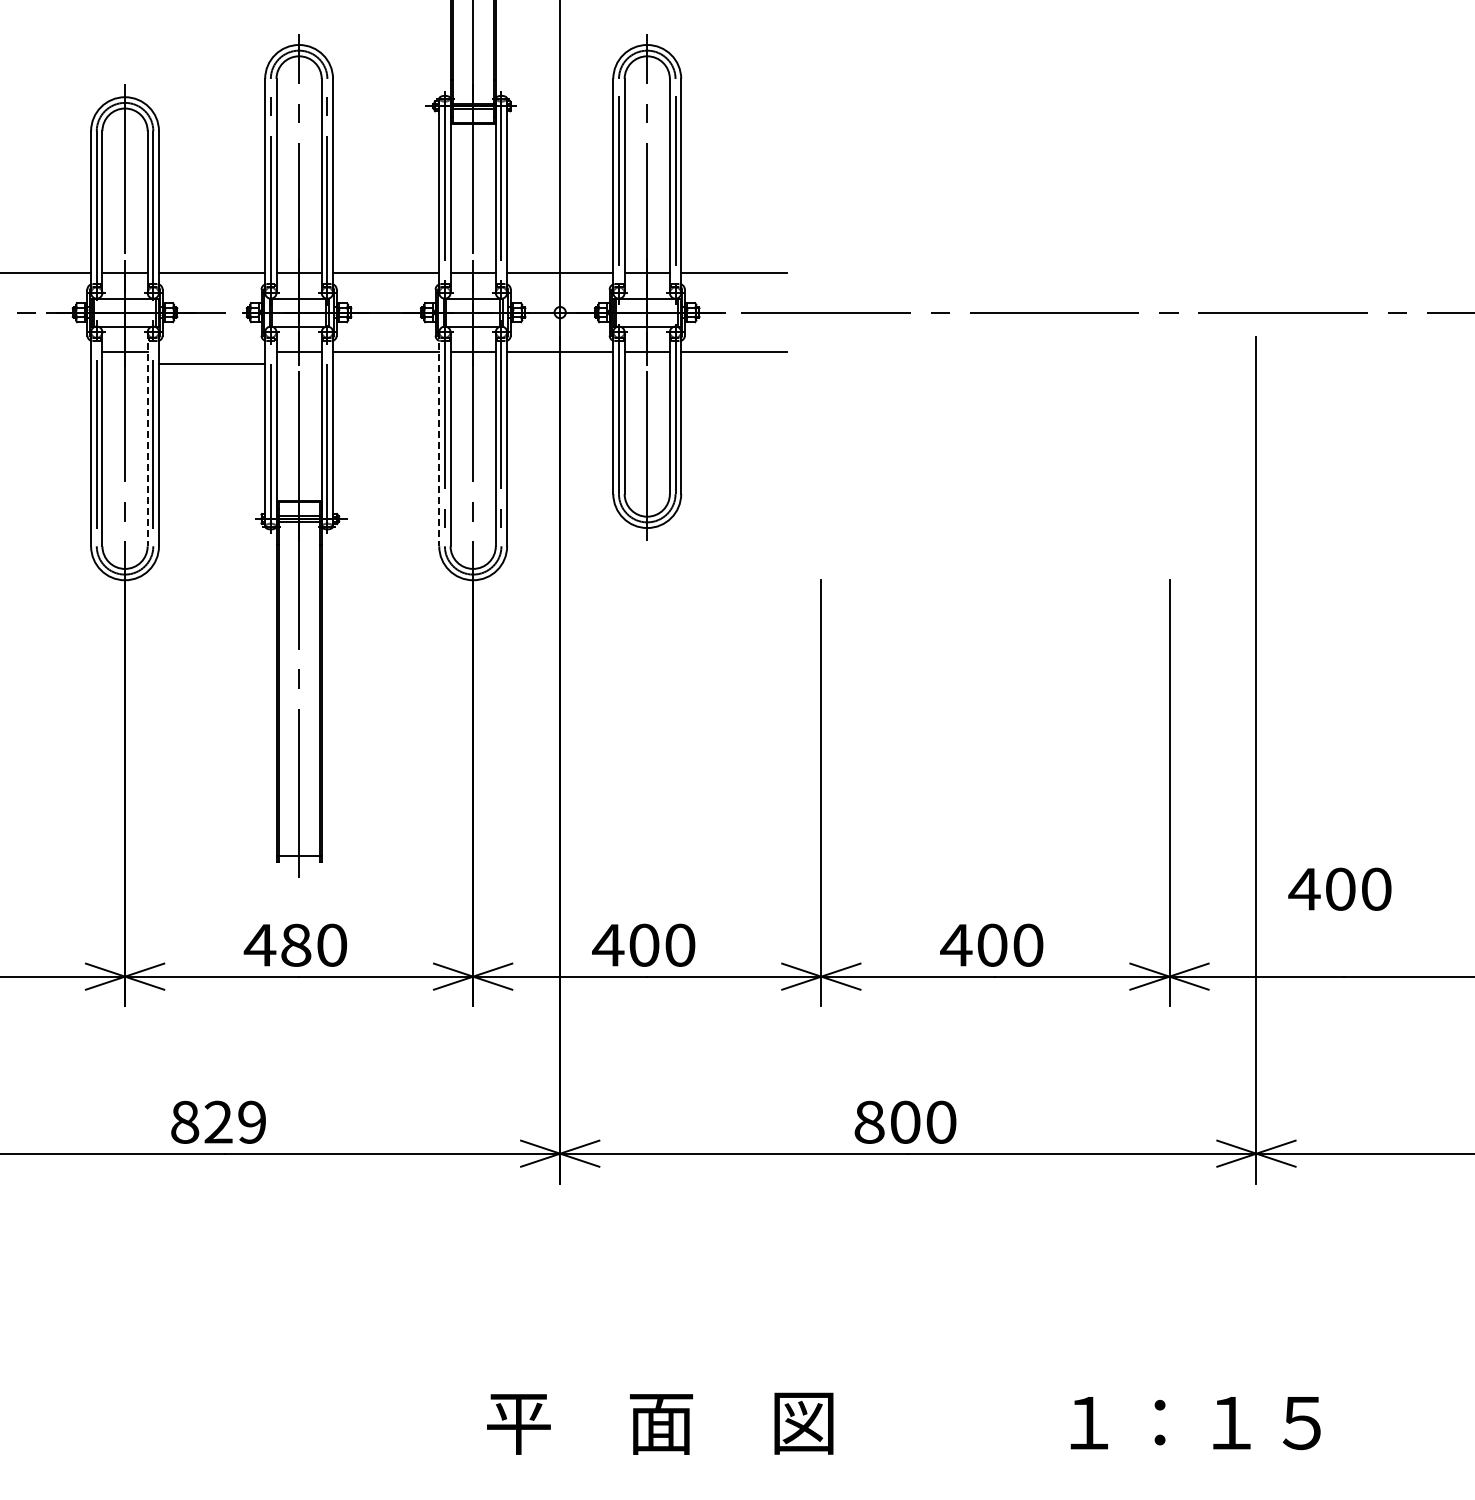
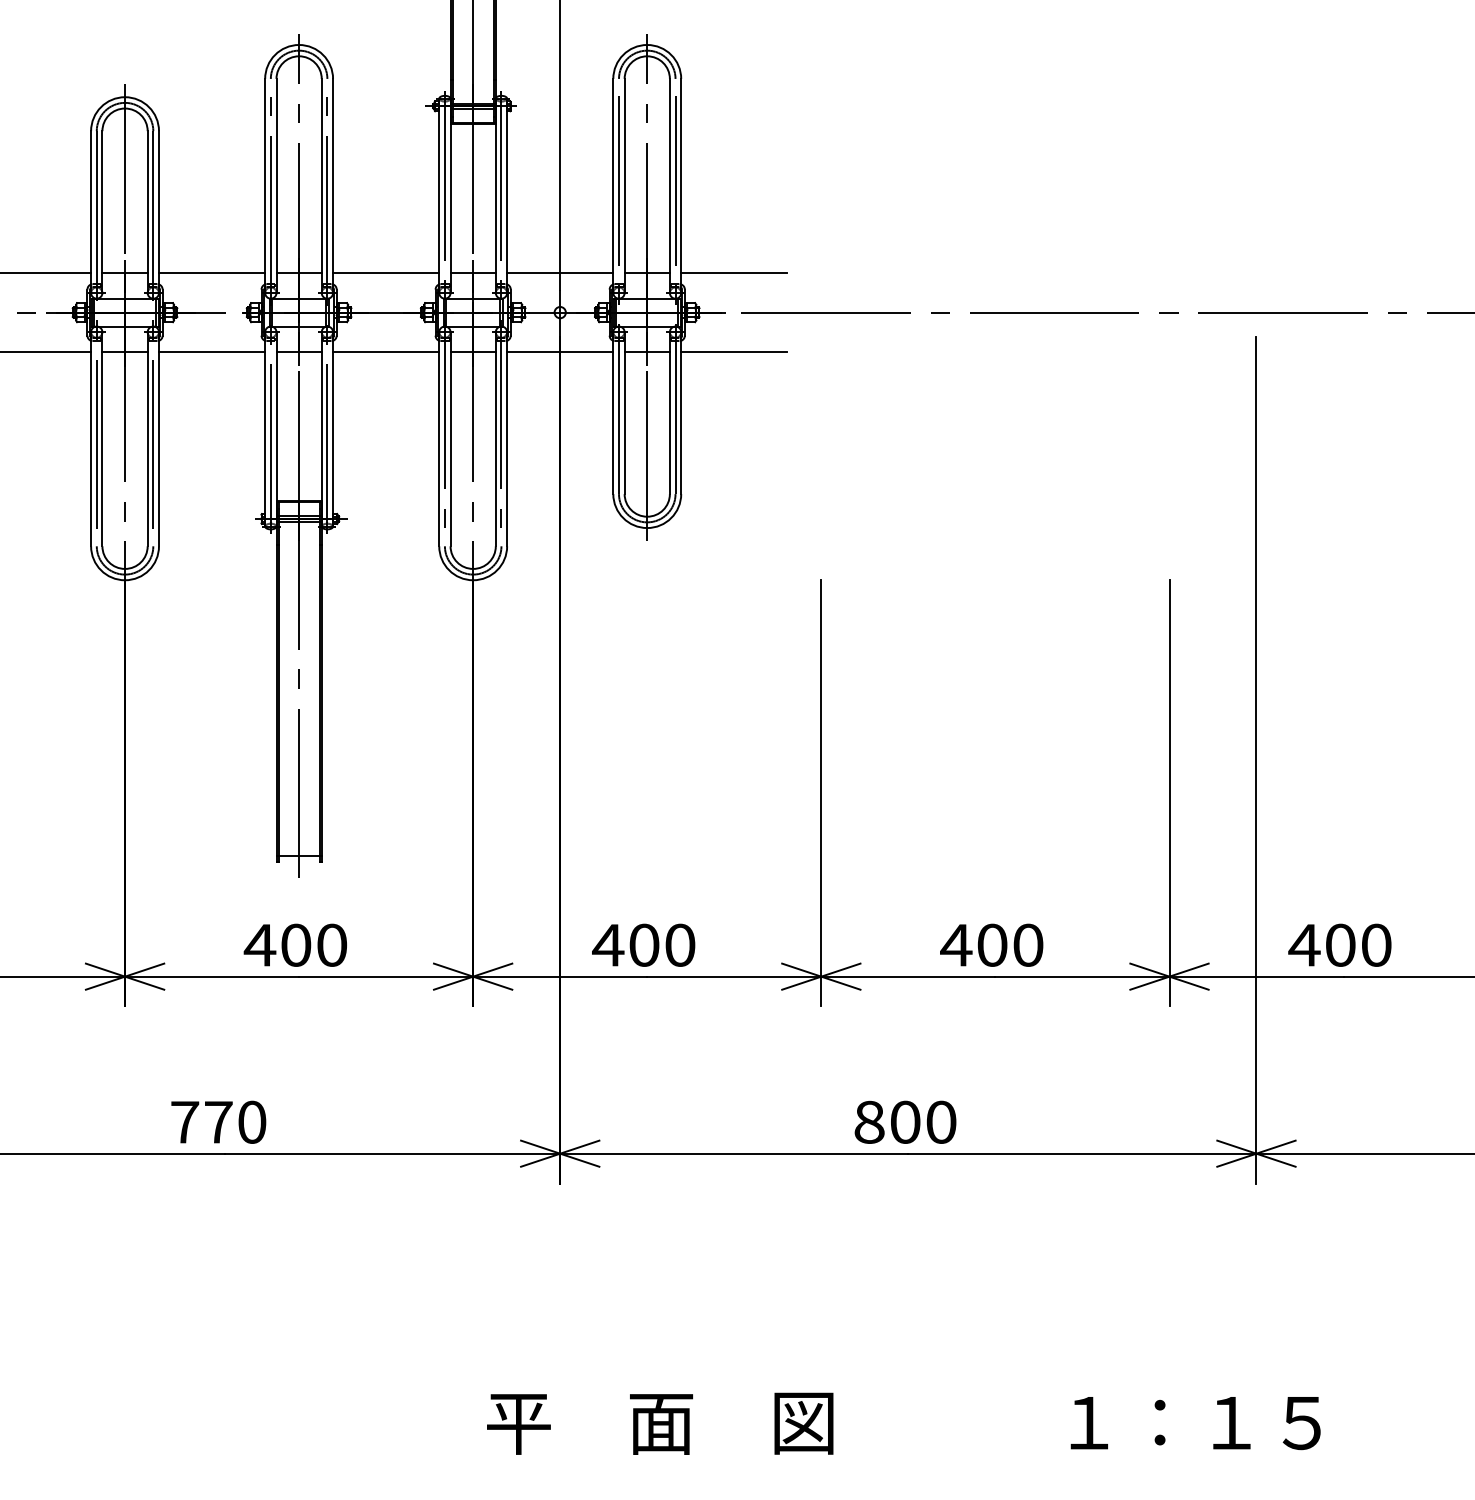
line: none -> present (46, 351)
line position: (212, 363) -> (212, 351) (212, 351)
line: dashed -> solid (147, 439)
line: dashed -> solid (439, 439)
text position: (1339, 888) -> (1339, 944) (1339, 944)
text: 480 -> 400 (296, 944)
text: 829 -> 770 (218, 1121)
